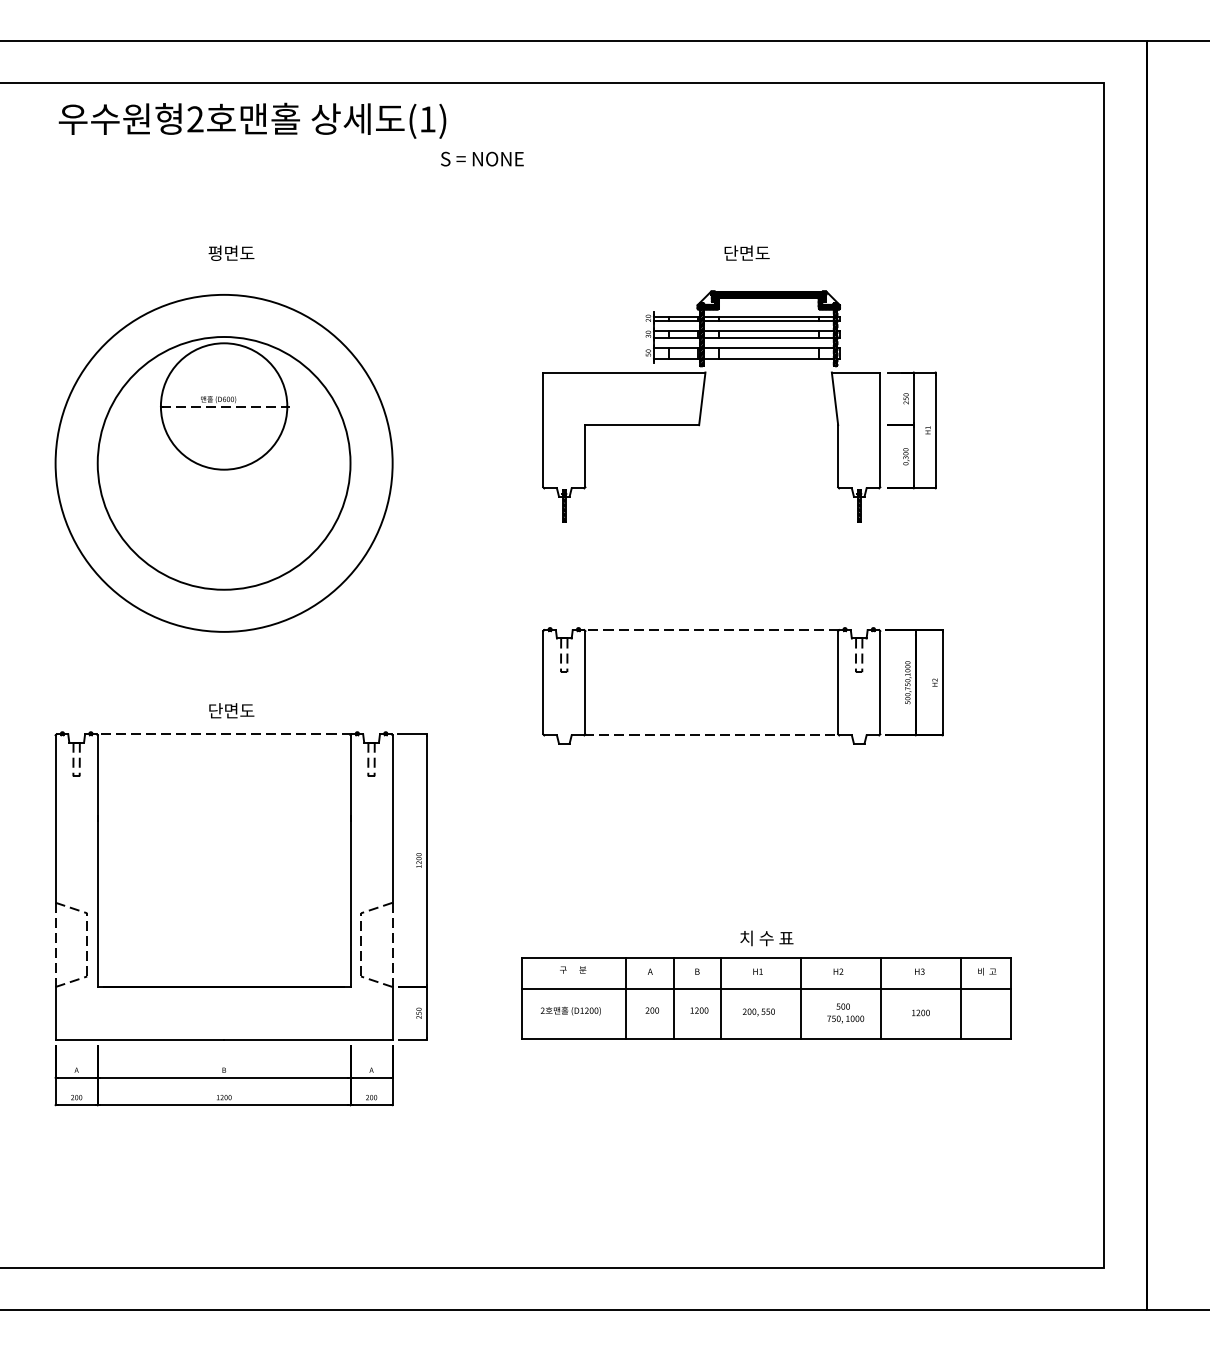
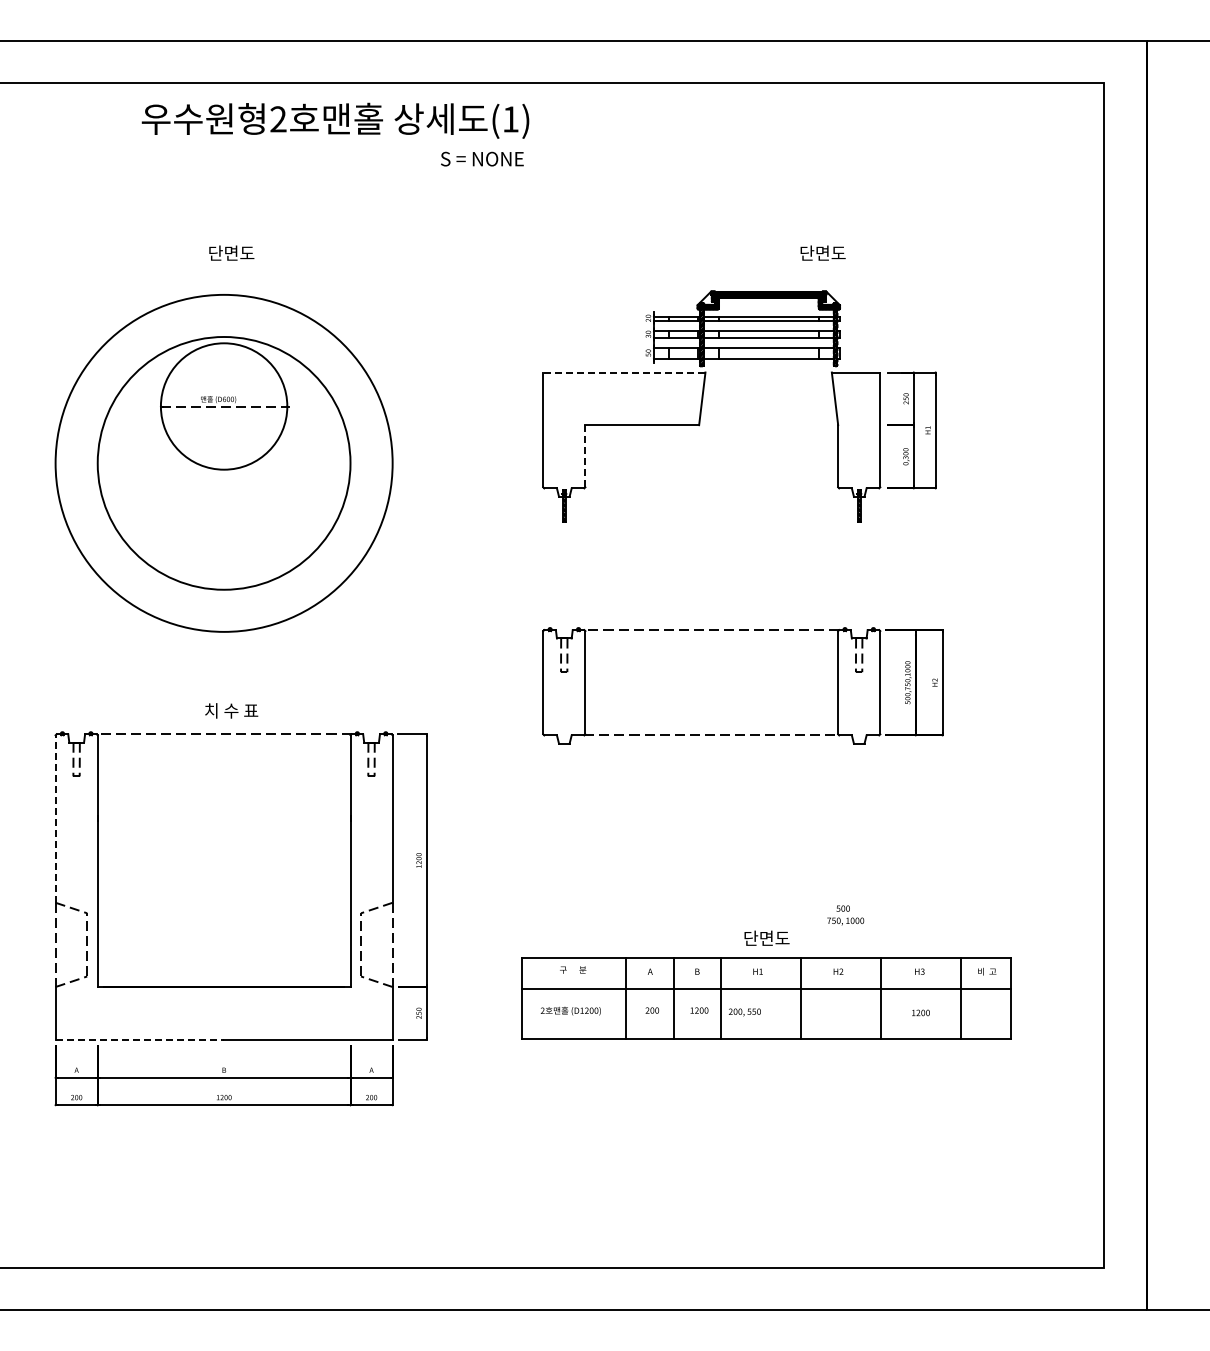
text position: (252, 120) -> (335, 120) (335, 120)
text: 평면도 -> 단면도 (215, 252)
text position: (746, 252) -> (822, 252) (822, 252)
line: solid -> dashed (623, 372)
line: solid -> dashed (585, 455)
text: 단면도 -> 치 수 표 (231, 710)
line: solid -> dashed (55, 819)
text: 치 수 표 -> 단면도 (766, 938)
text position: (758, 1012) -> (744, 1012) (744, 1012)
text position: (845, 1013) -> (845, 915) (845, 915)
line: solid -> dashed (140, 1039)
